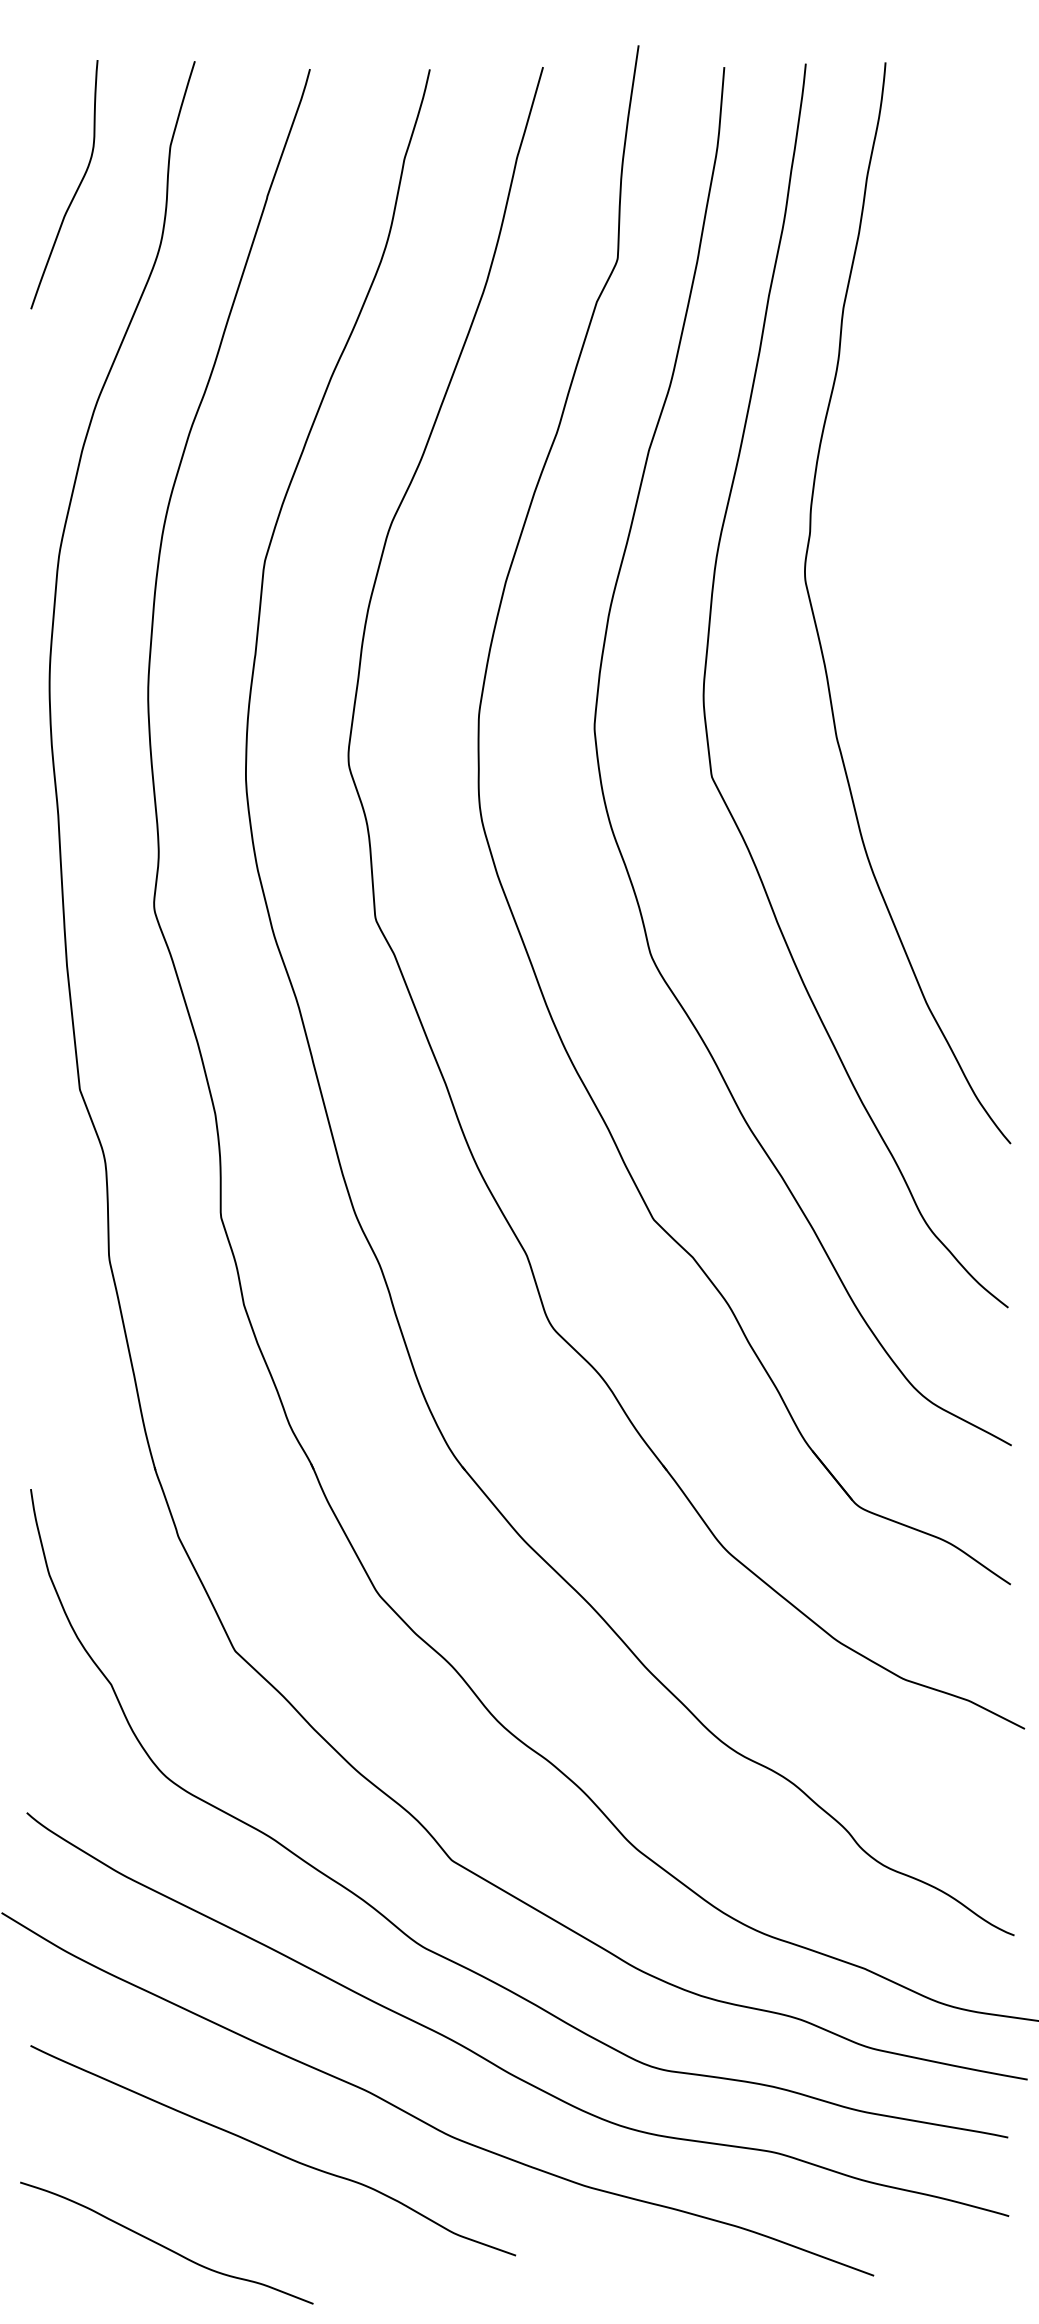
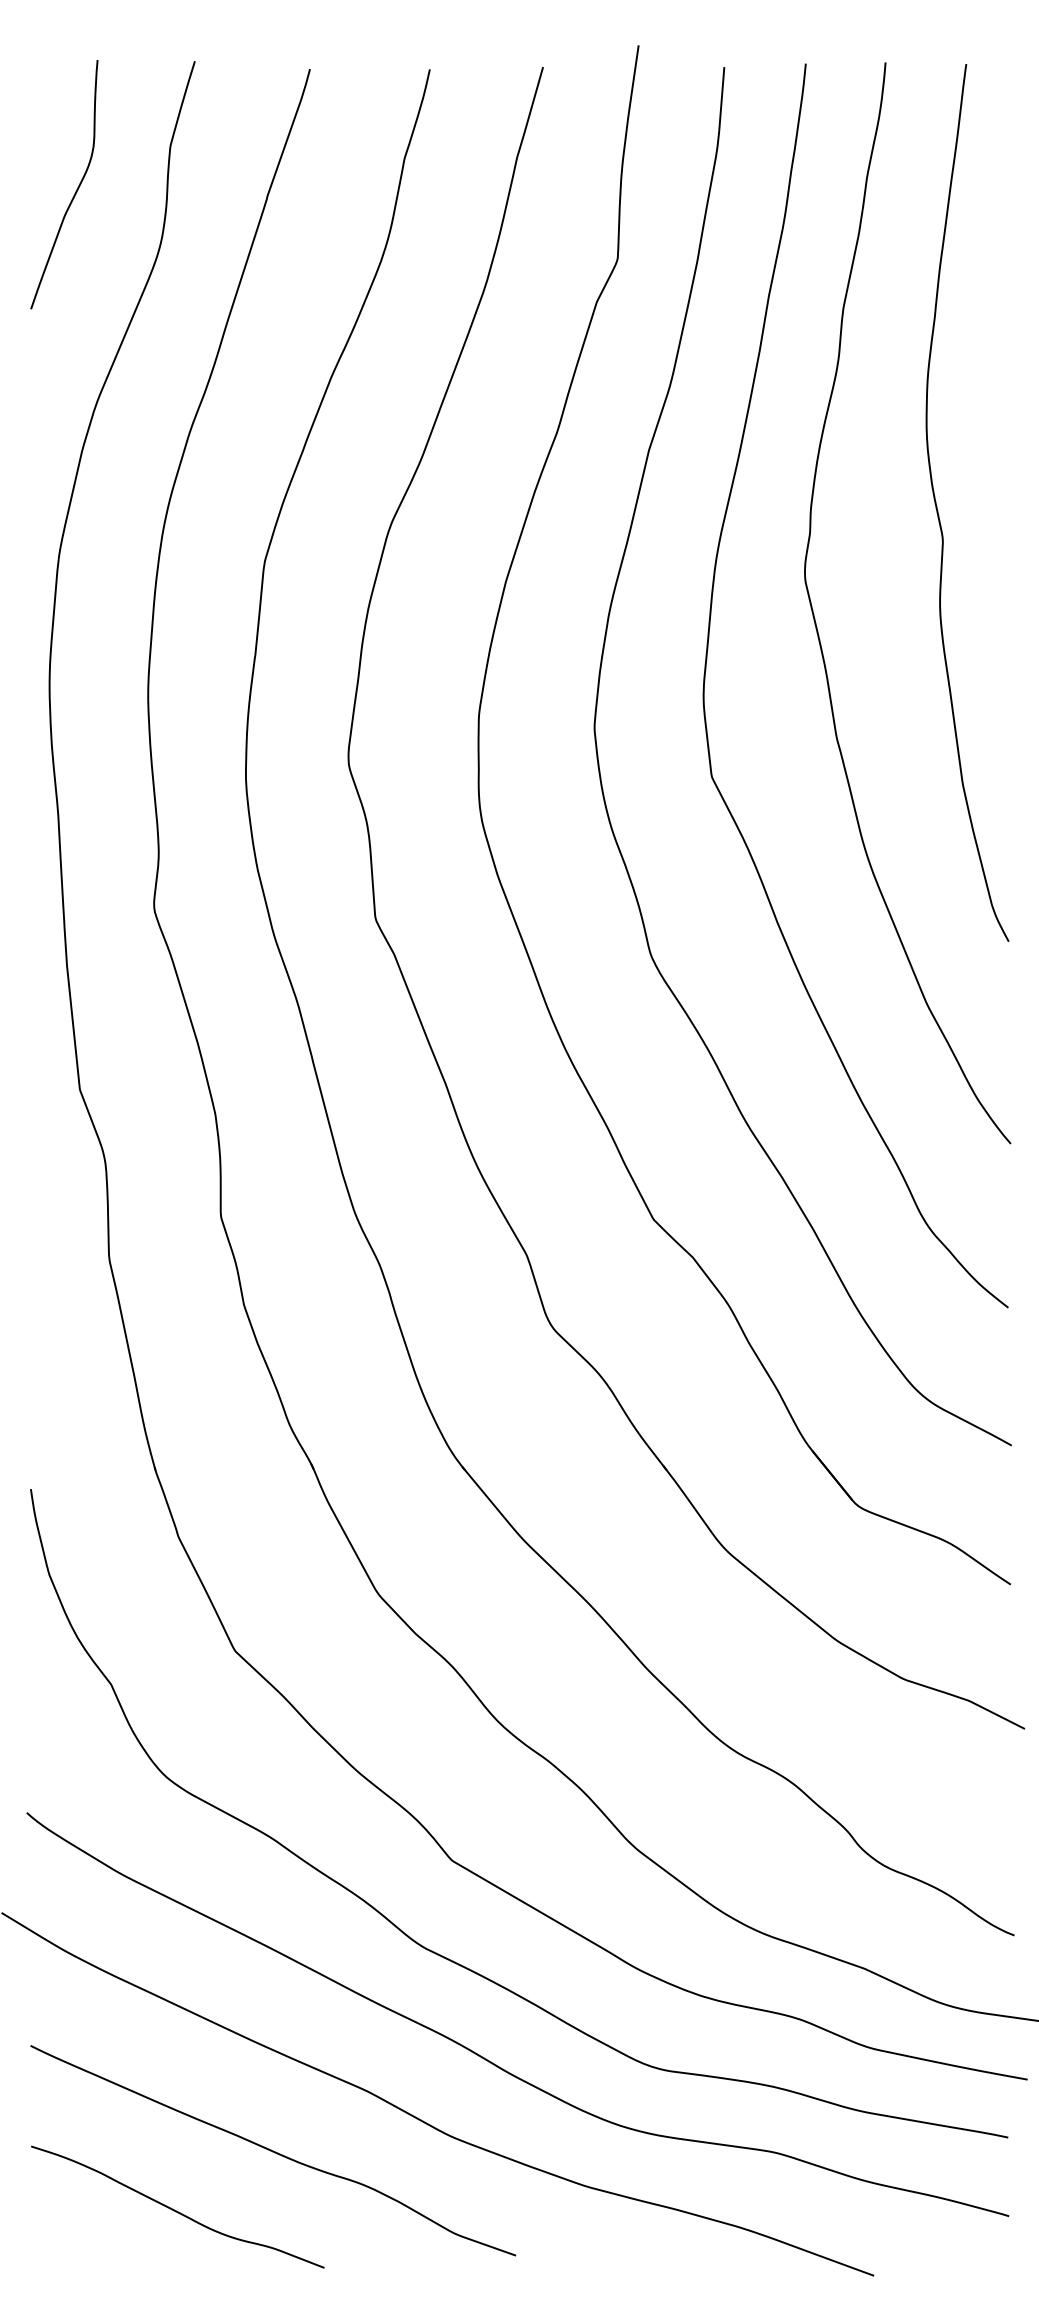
curve: none -> present (938, 510)
curve position: (165, 2246) -> (176, 2210) (176, 2210)
